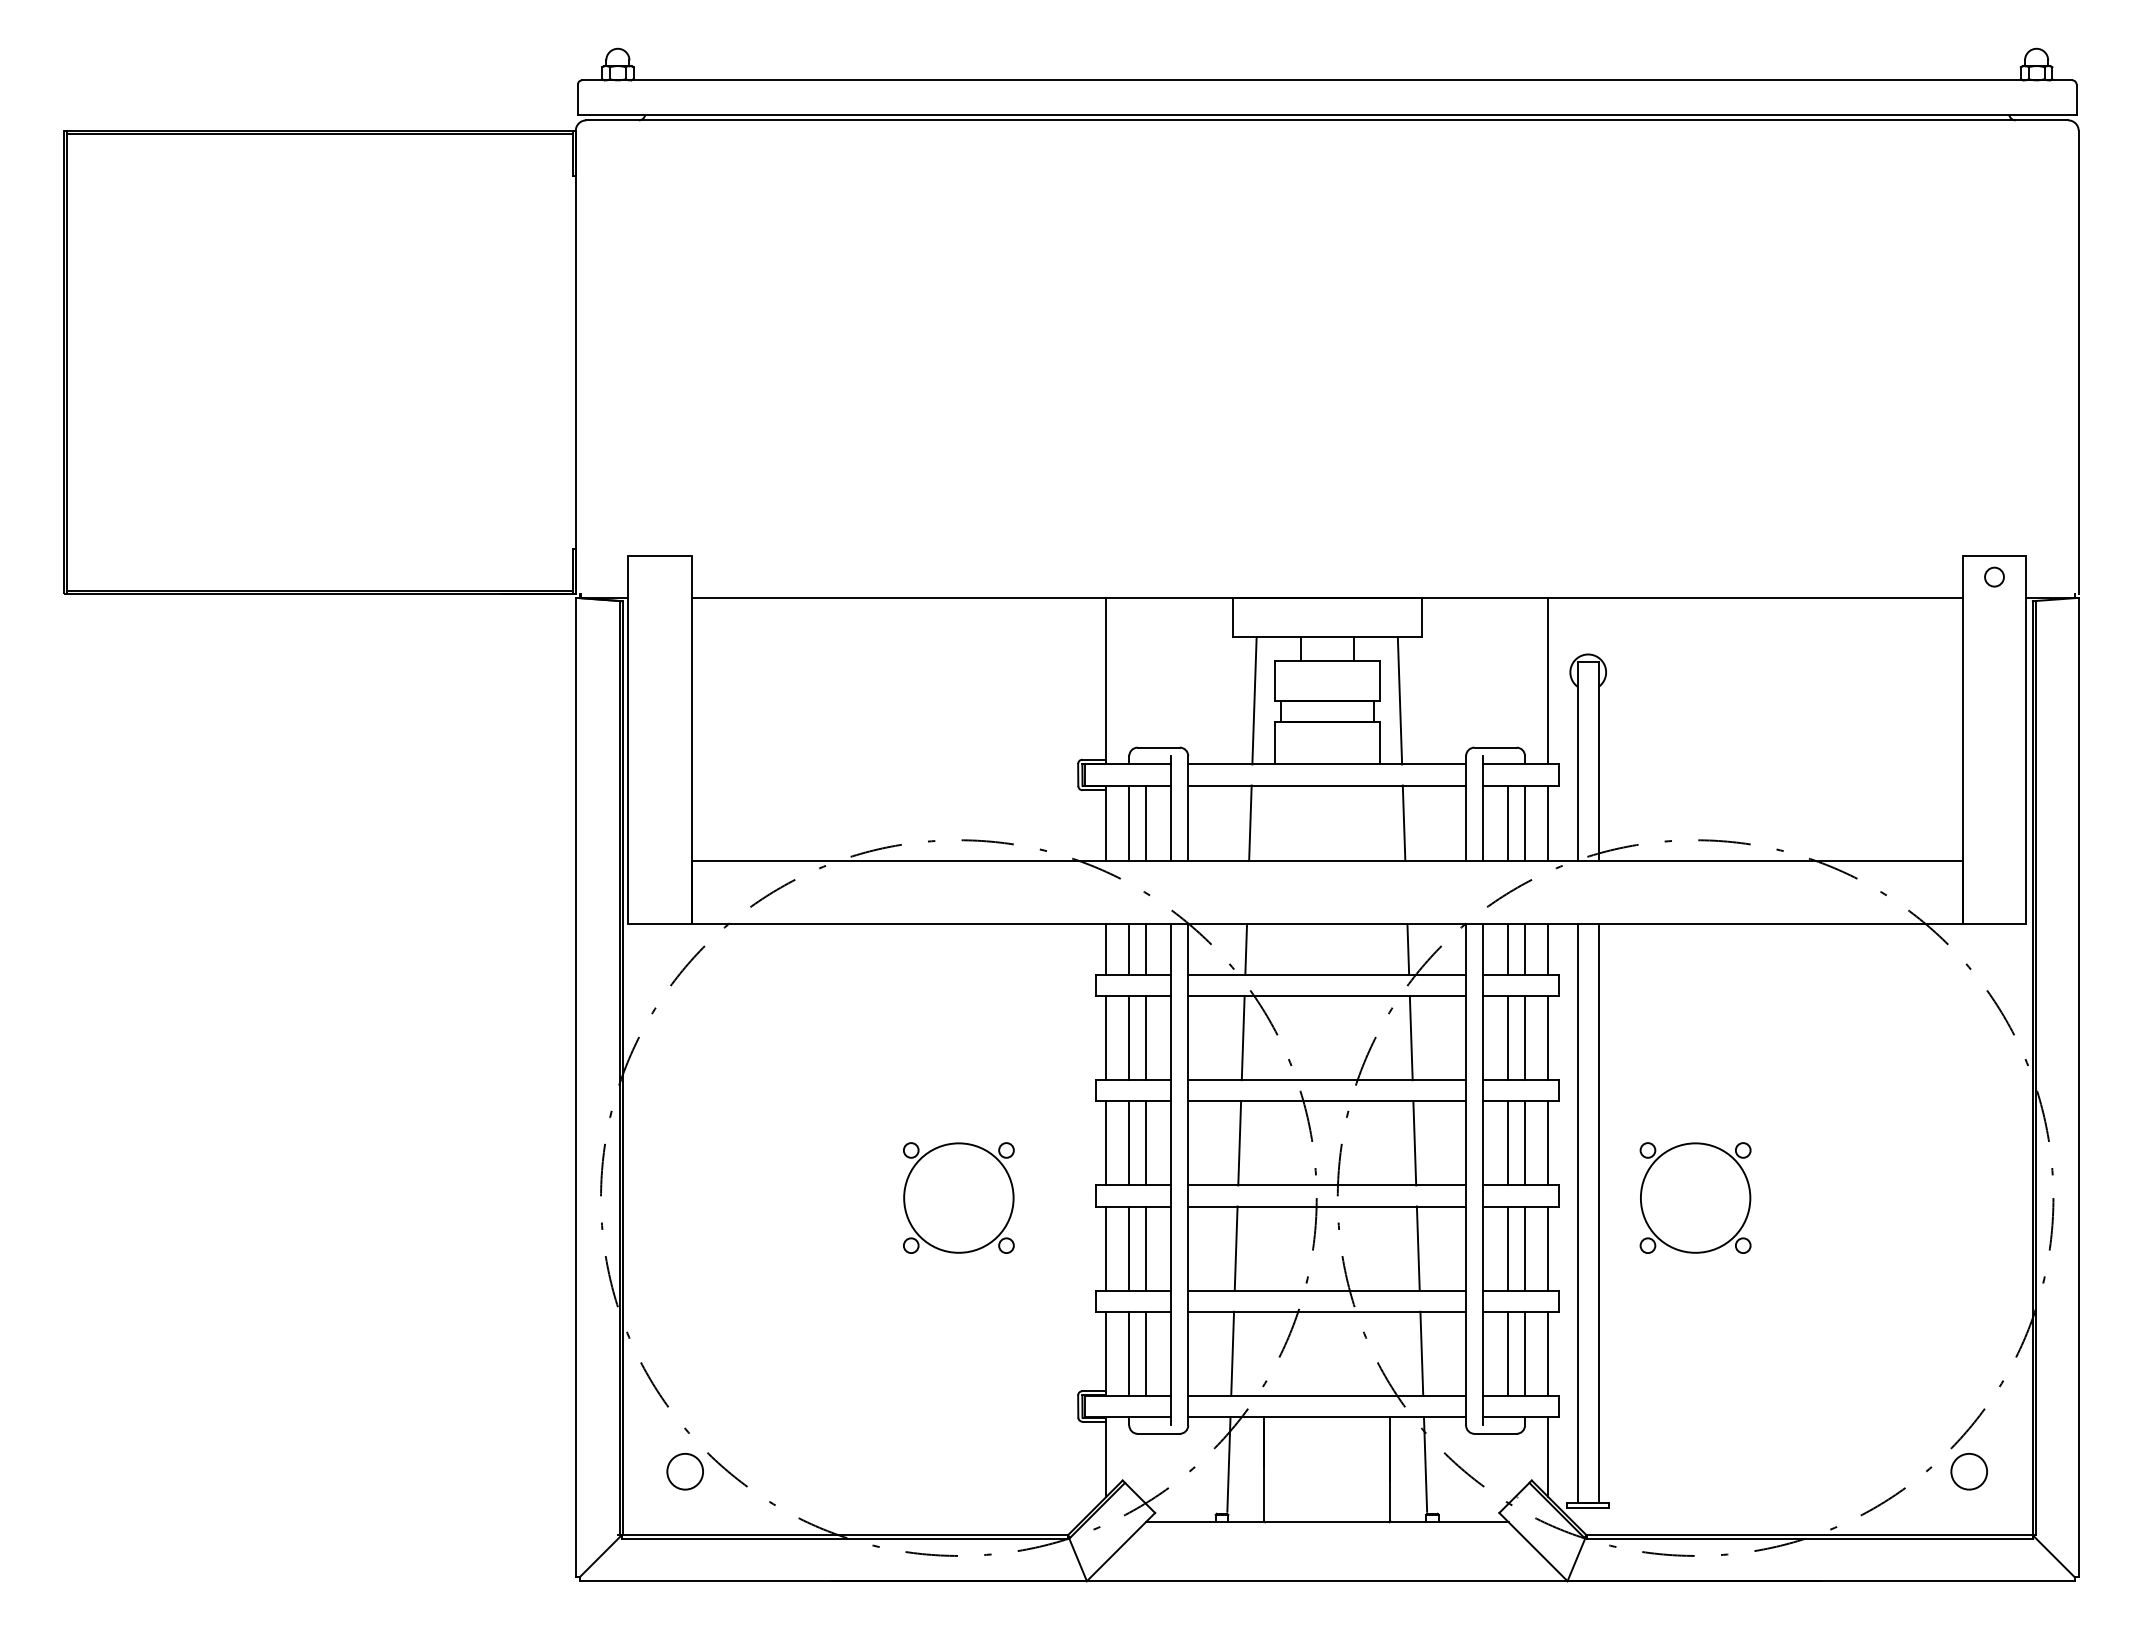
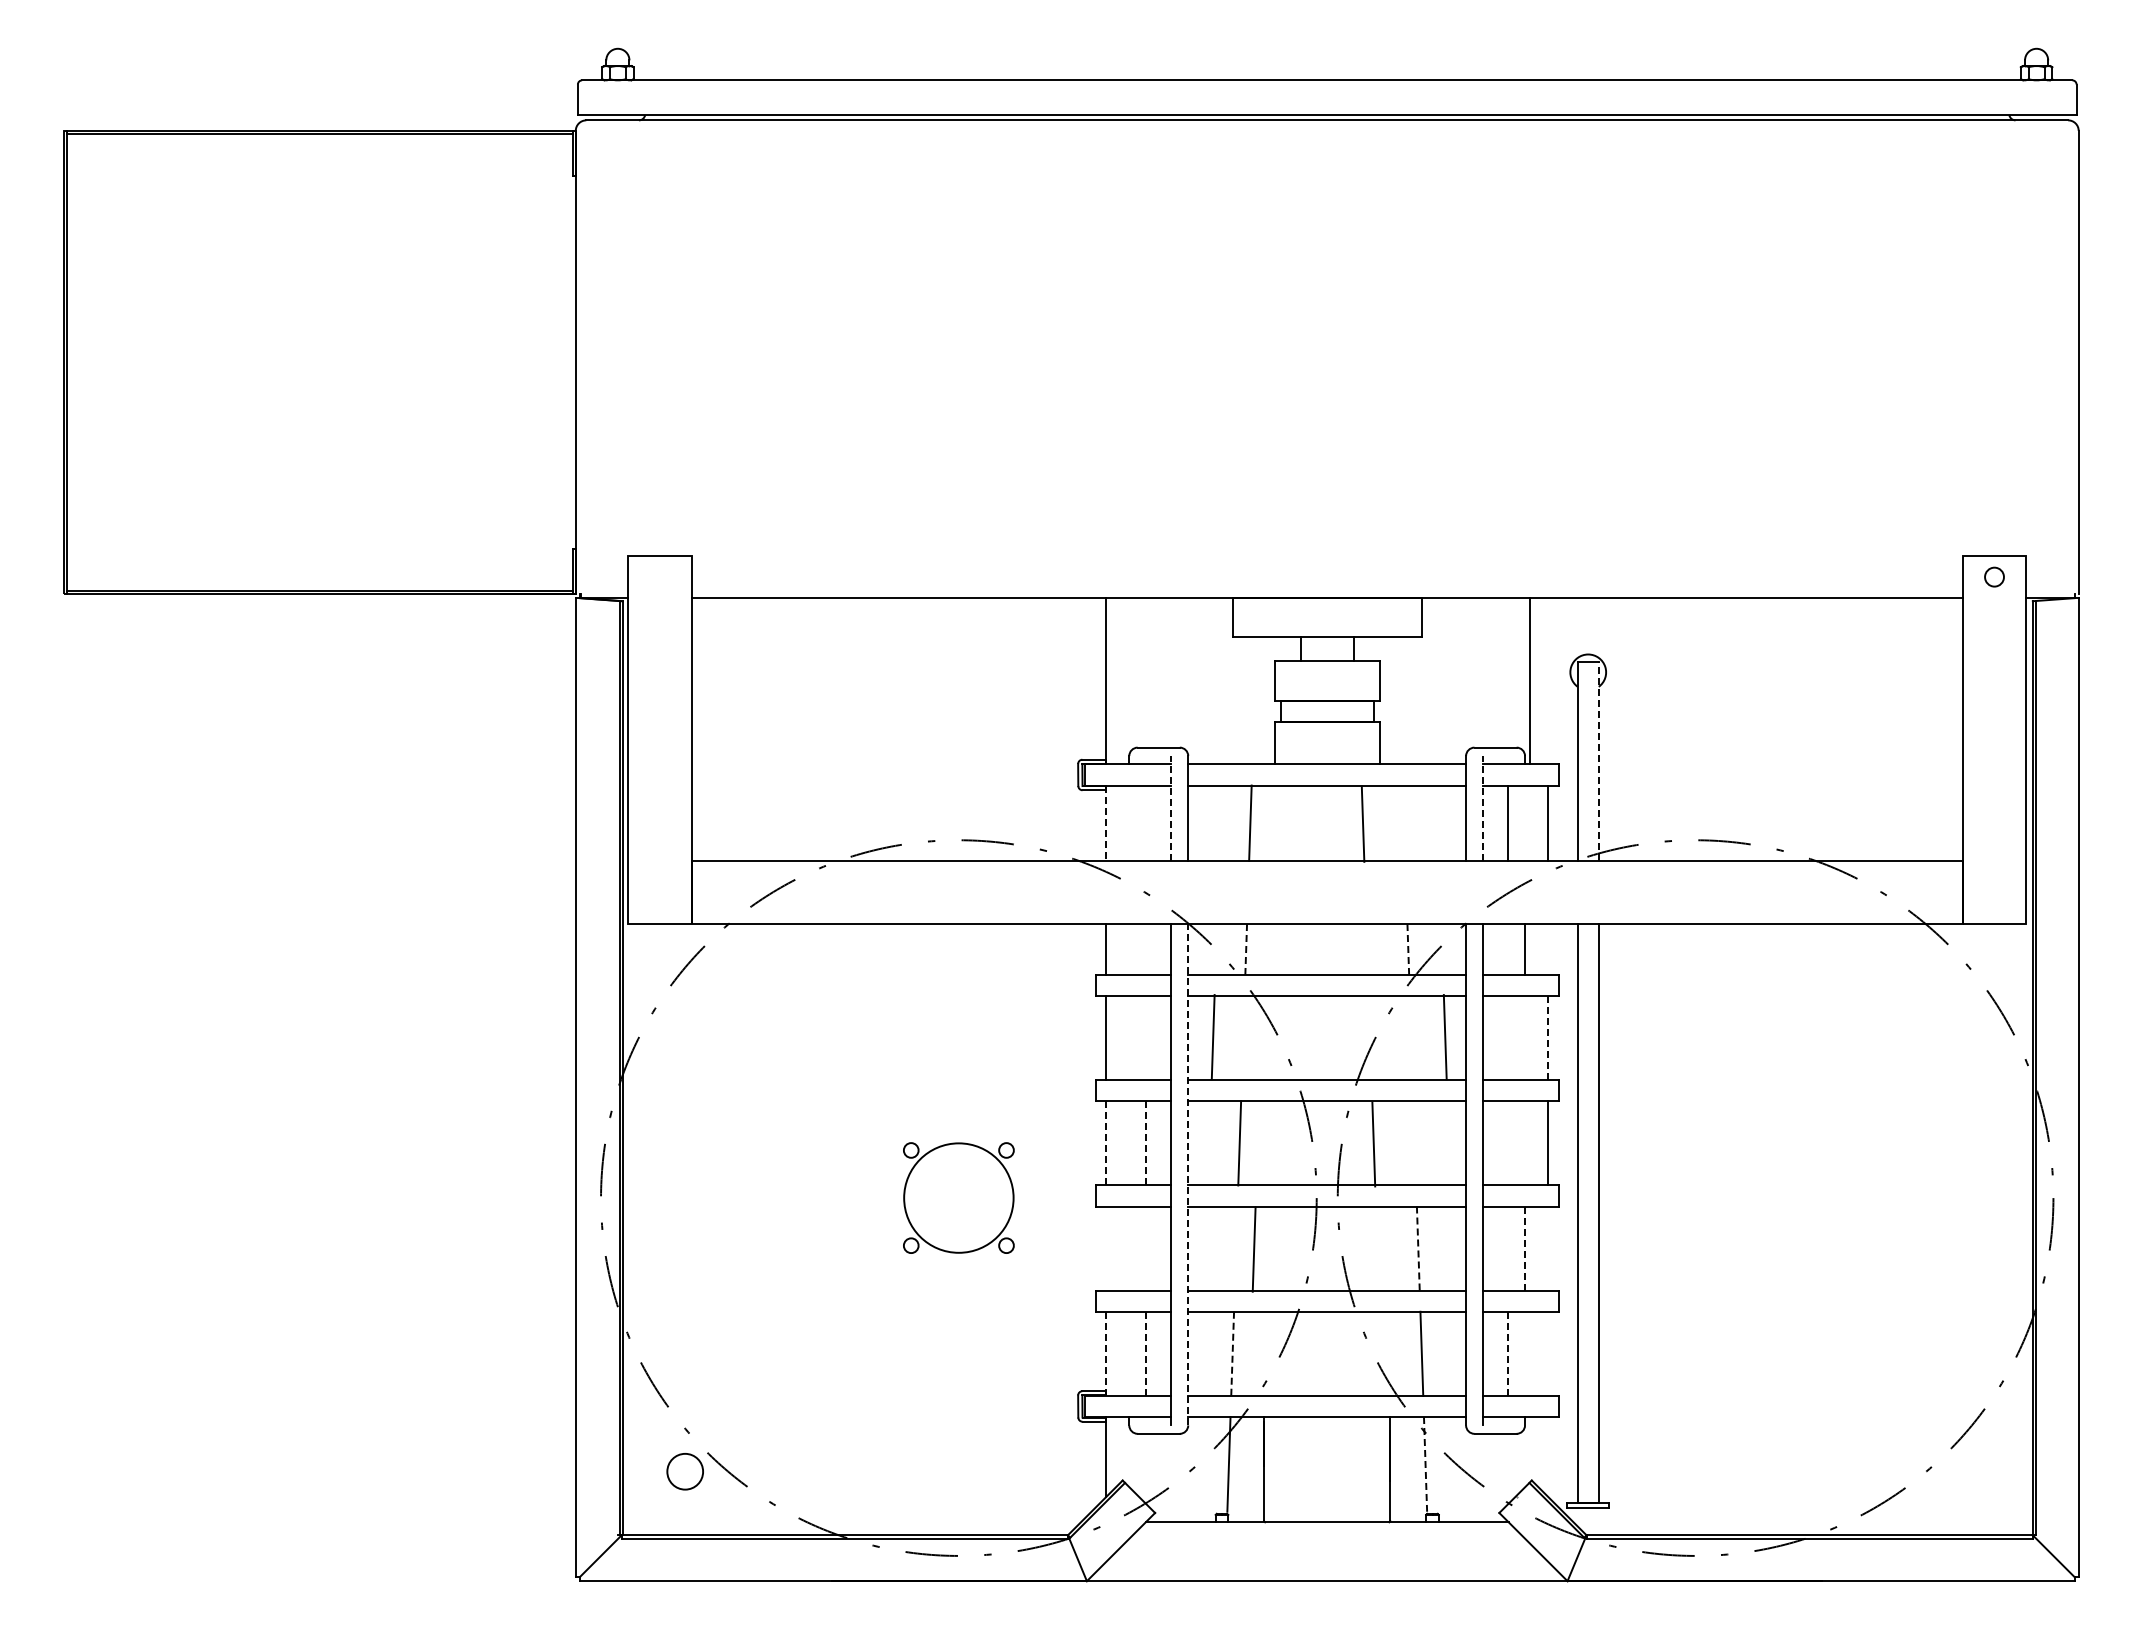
line position: (1548, 681) -> (1530, 681) (1530, 681)
line: present -> none (1254, 700)
line: present -> none (1399, 700)
line: solid -> dashed (1598, 761)
line: solid -> dashed (1171, 807)
line: solid -> dashed (1482, 807)
line: present -> none (1129, 822)
line: present -> none (1146, 822)
line position: (1403, 822) -> (1362, 823) (1362, 823)
line: present -> none (1525, 822)
line: solid -> dashed (1106, 823)
line: present -> none (1129, 949)
line: present -> none (1146, 949)
line: solid -> dashed (1246, 949)
line: solid -> dashed (1408, 949)
line: present -> none (1508, 949)
line: present -> none (1548, 949)
line: present -> none (1129, 1038)
line: present -> none (1146, 1038)
line position: (1242, 1038) -> (1212, 1037) (1212, 1037)
line position: (1410, 1038) -> (1444, 1037) (1444, 1037)
line: present -> none (1508, 1038)
line: present -> none (1525, 1038)
line: solid -> dashed (1548, 1038)
line: solid -> dashed (1146, 1142)
line: solid -> dashed (1106, 1143)
line: present -> none (1129, 1143)
line position: (1414, 1143) -> (1373, 1144) (1373, 1144)
line: present -> none (1508, 1143)
line: present -> none (1525, 1143)
line: solid -> dashed (1188, 1174)
part: present -> none (1695, 1197)
line: present -> none (1106, 1248)
line: present -> none (1129, 1248)
line: present -> none (1146, 1248)
line position: (1235, 1248) -> (1253, 1249) (1253, 1249)
line: present -> none (1508, 1248)
line: solid -> dashed (1525, 1248)
line: present -> none (1548, 1248)
line: solid -> dashed (1418, 1249)
line: present -> none (1129, 1353)
line: solid -> dashed (1146, 1353)
line: solid -> dashed (1508, 1353)
line: present -> none (1525, 1353)
line: present -> none (1548, 1353)
line: solid -> dashed (1106, 1354)
line: solid -> dashed (1232, 1354)
line: present -> none (1548, 1457)
line: solid -> dashed (1425, 1464)
circle: present -> none (1968, 1471)
